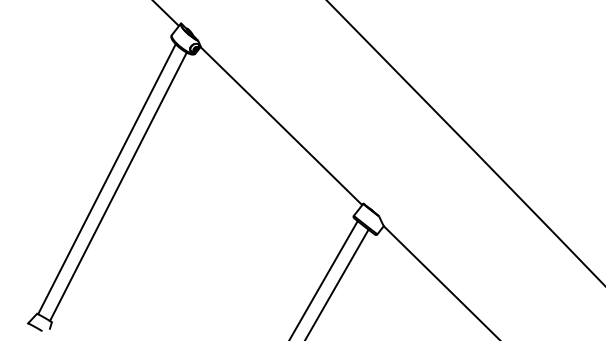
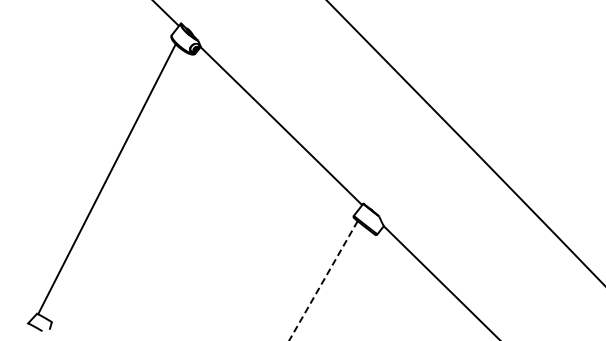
line: present -> none (118, 186)
line: solid -> dashed (323, 280)
line: present -> none (337, 283)
